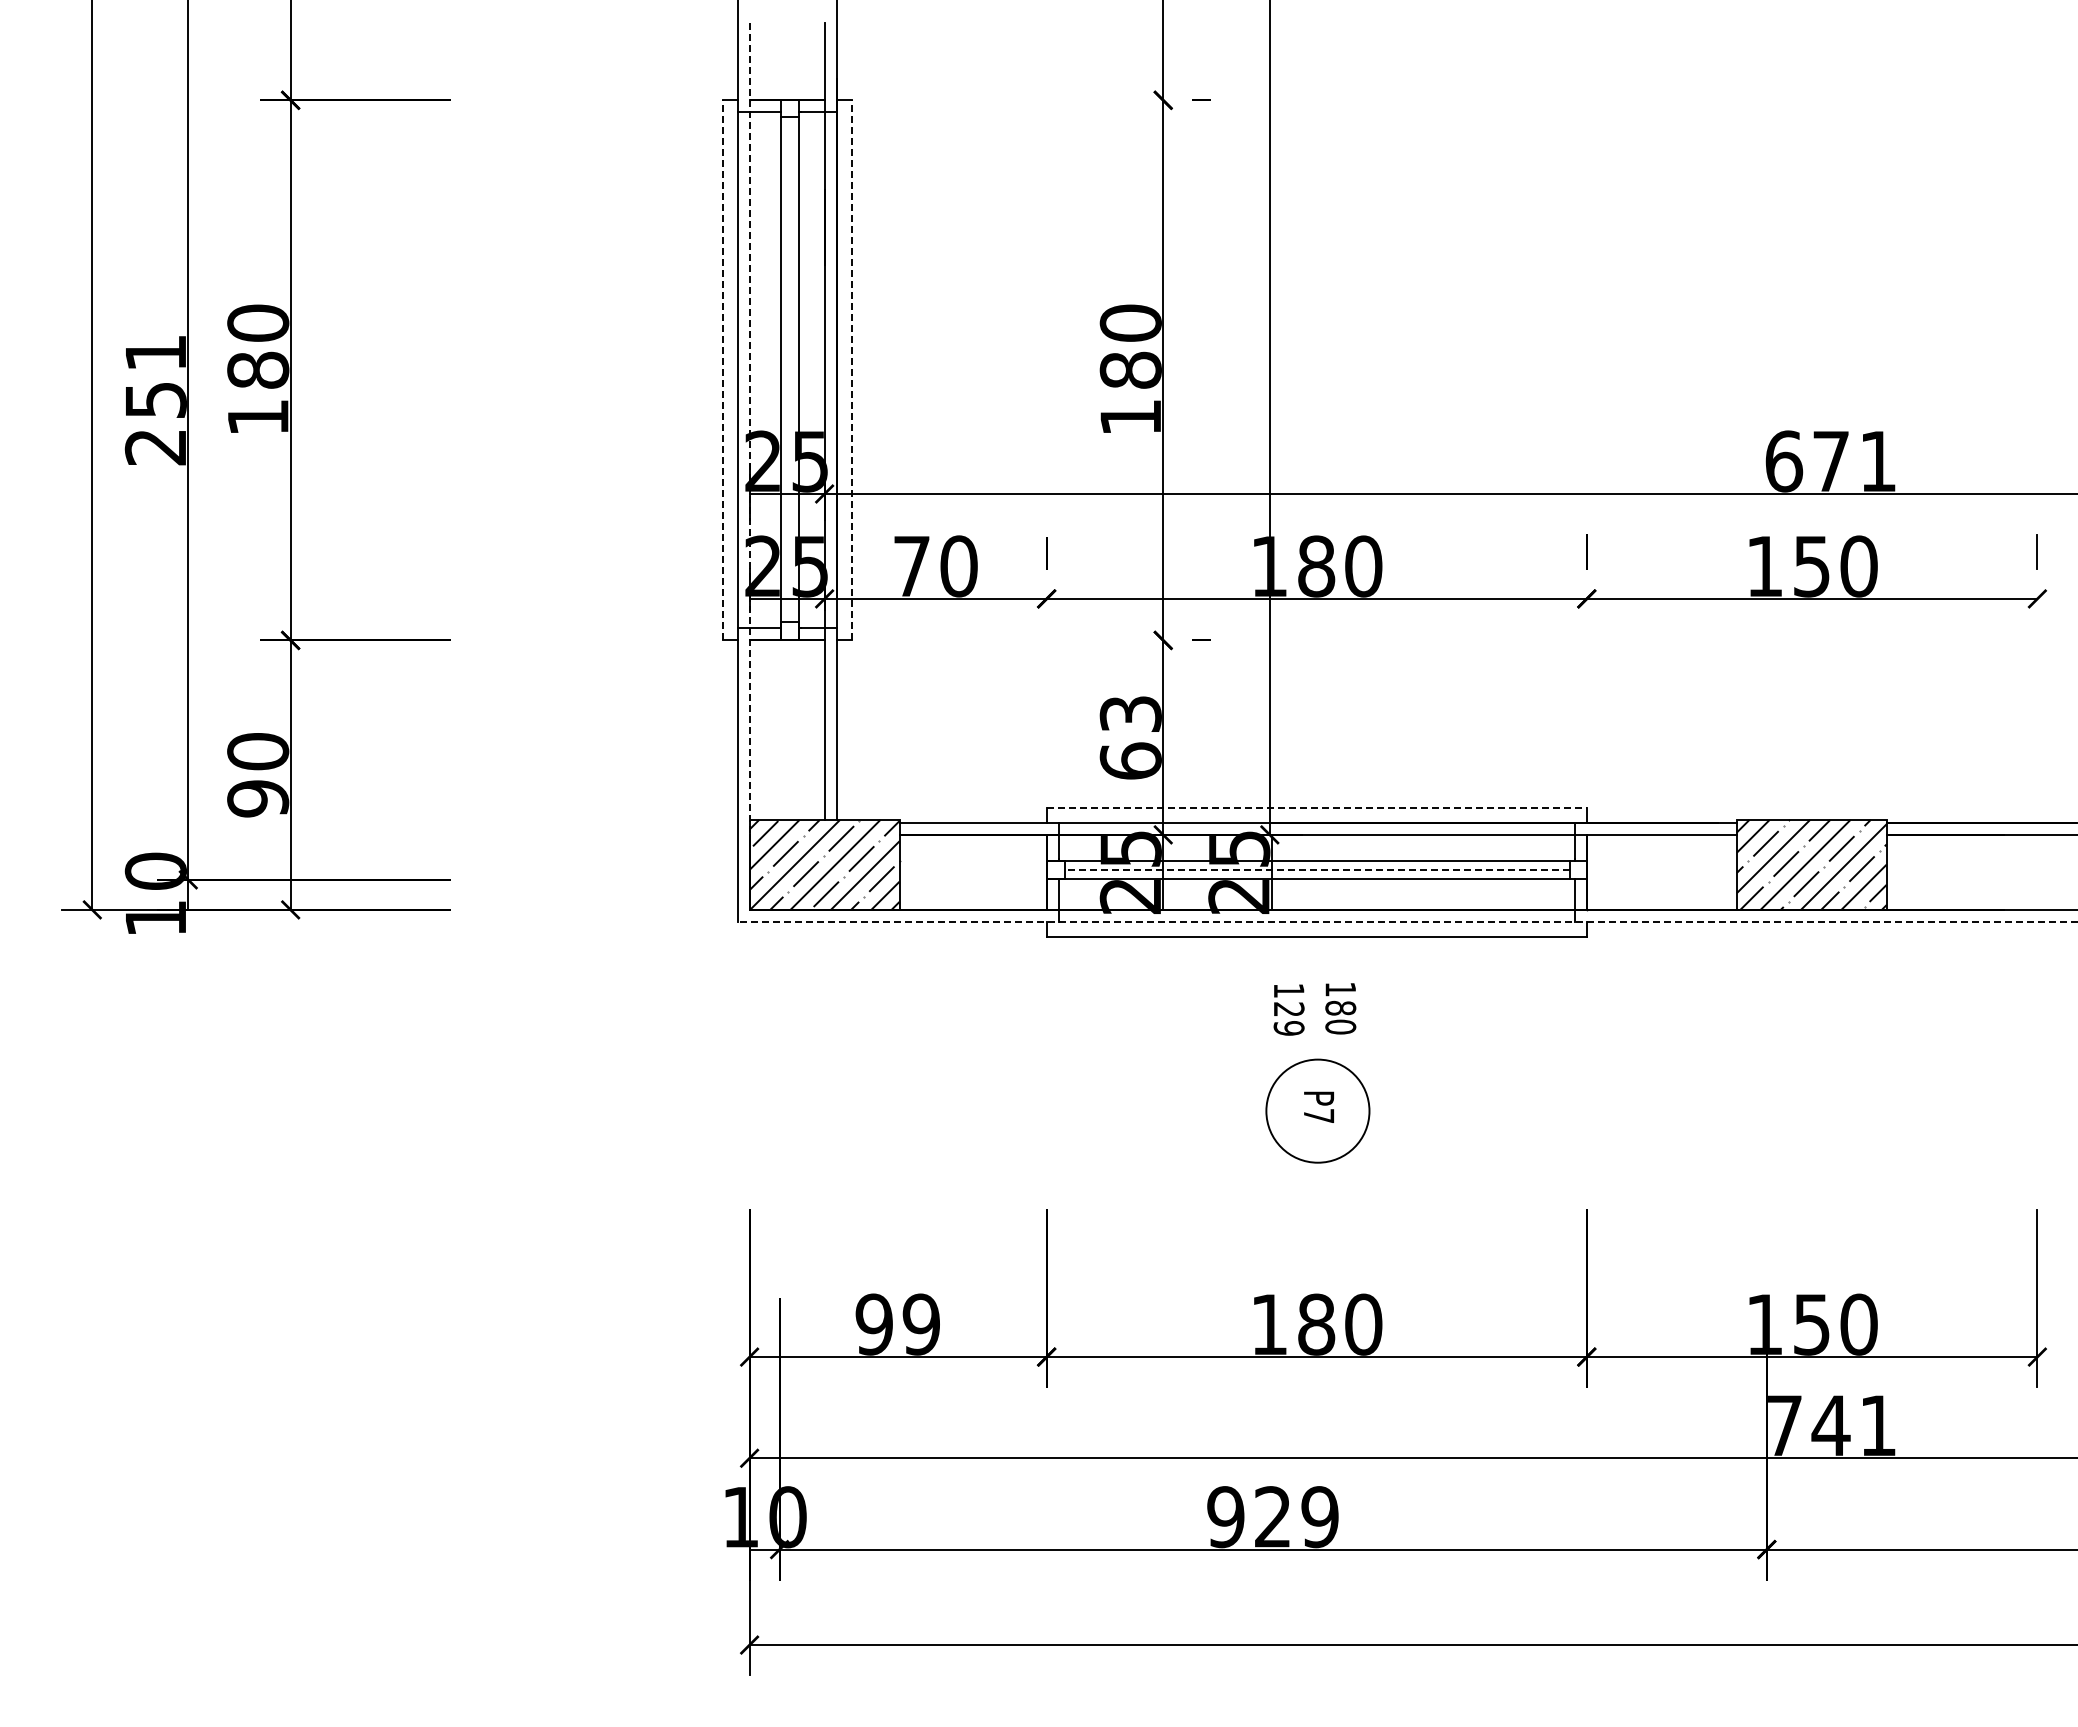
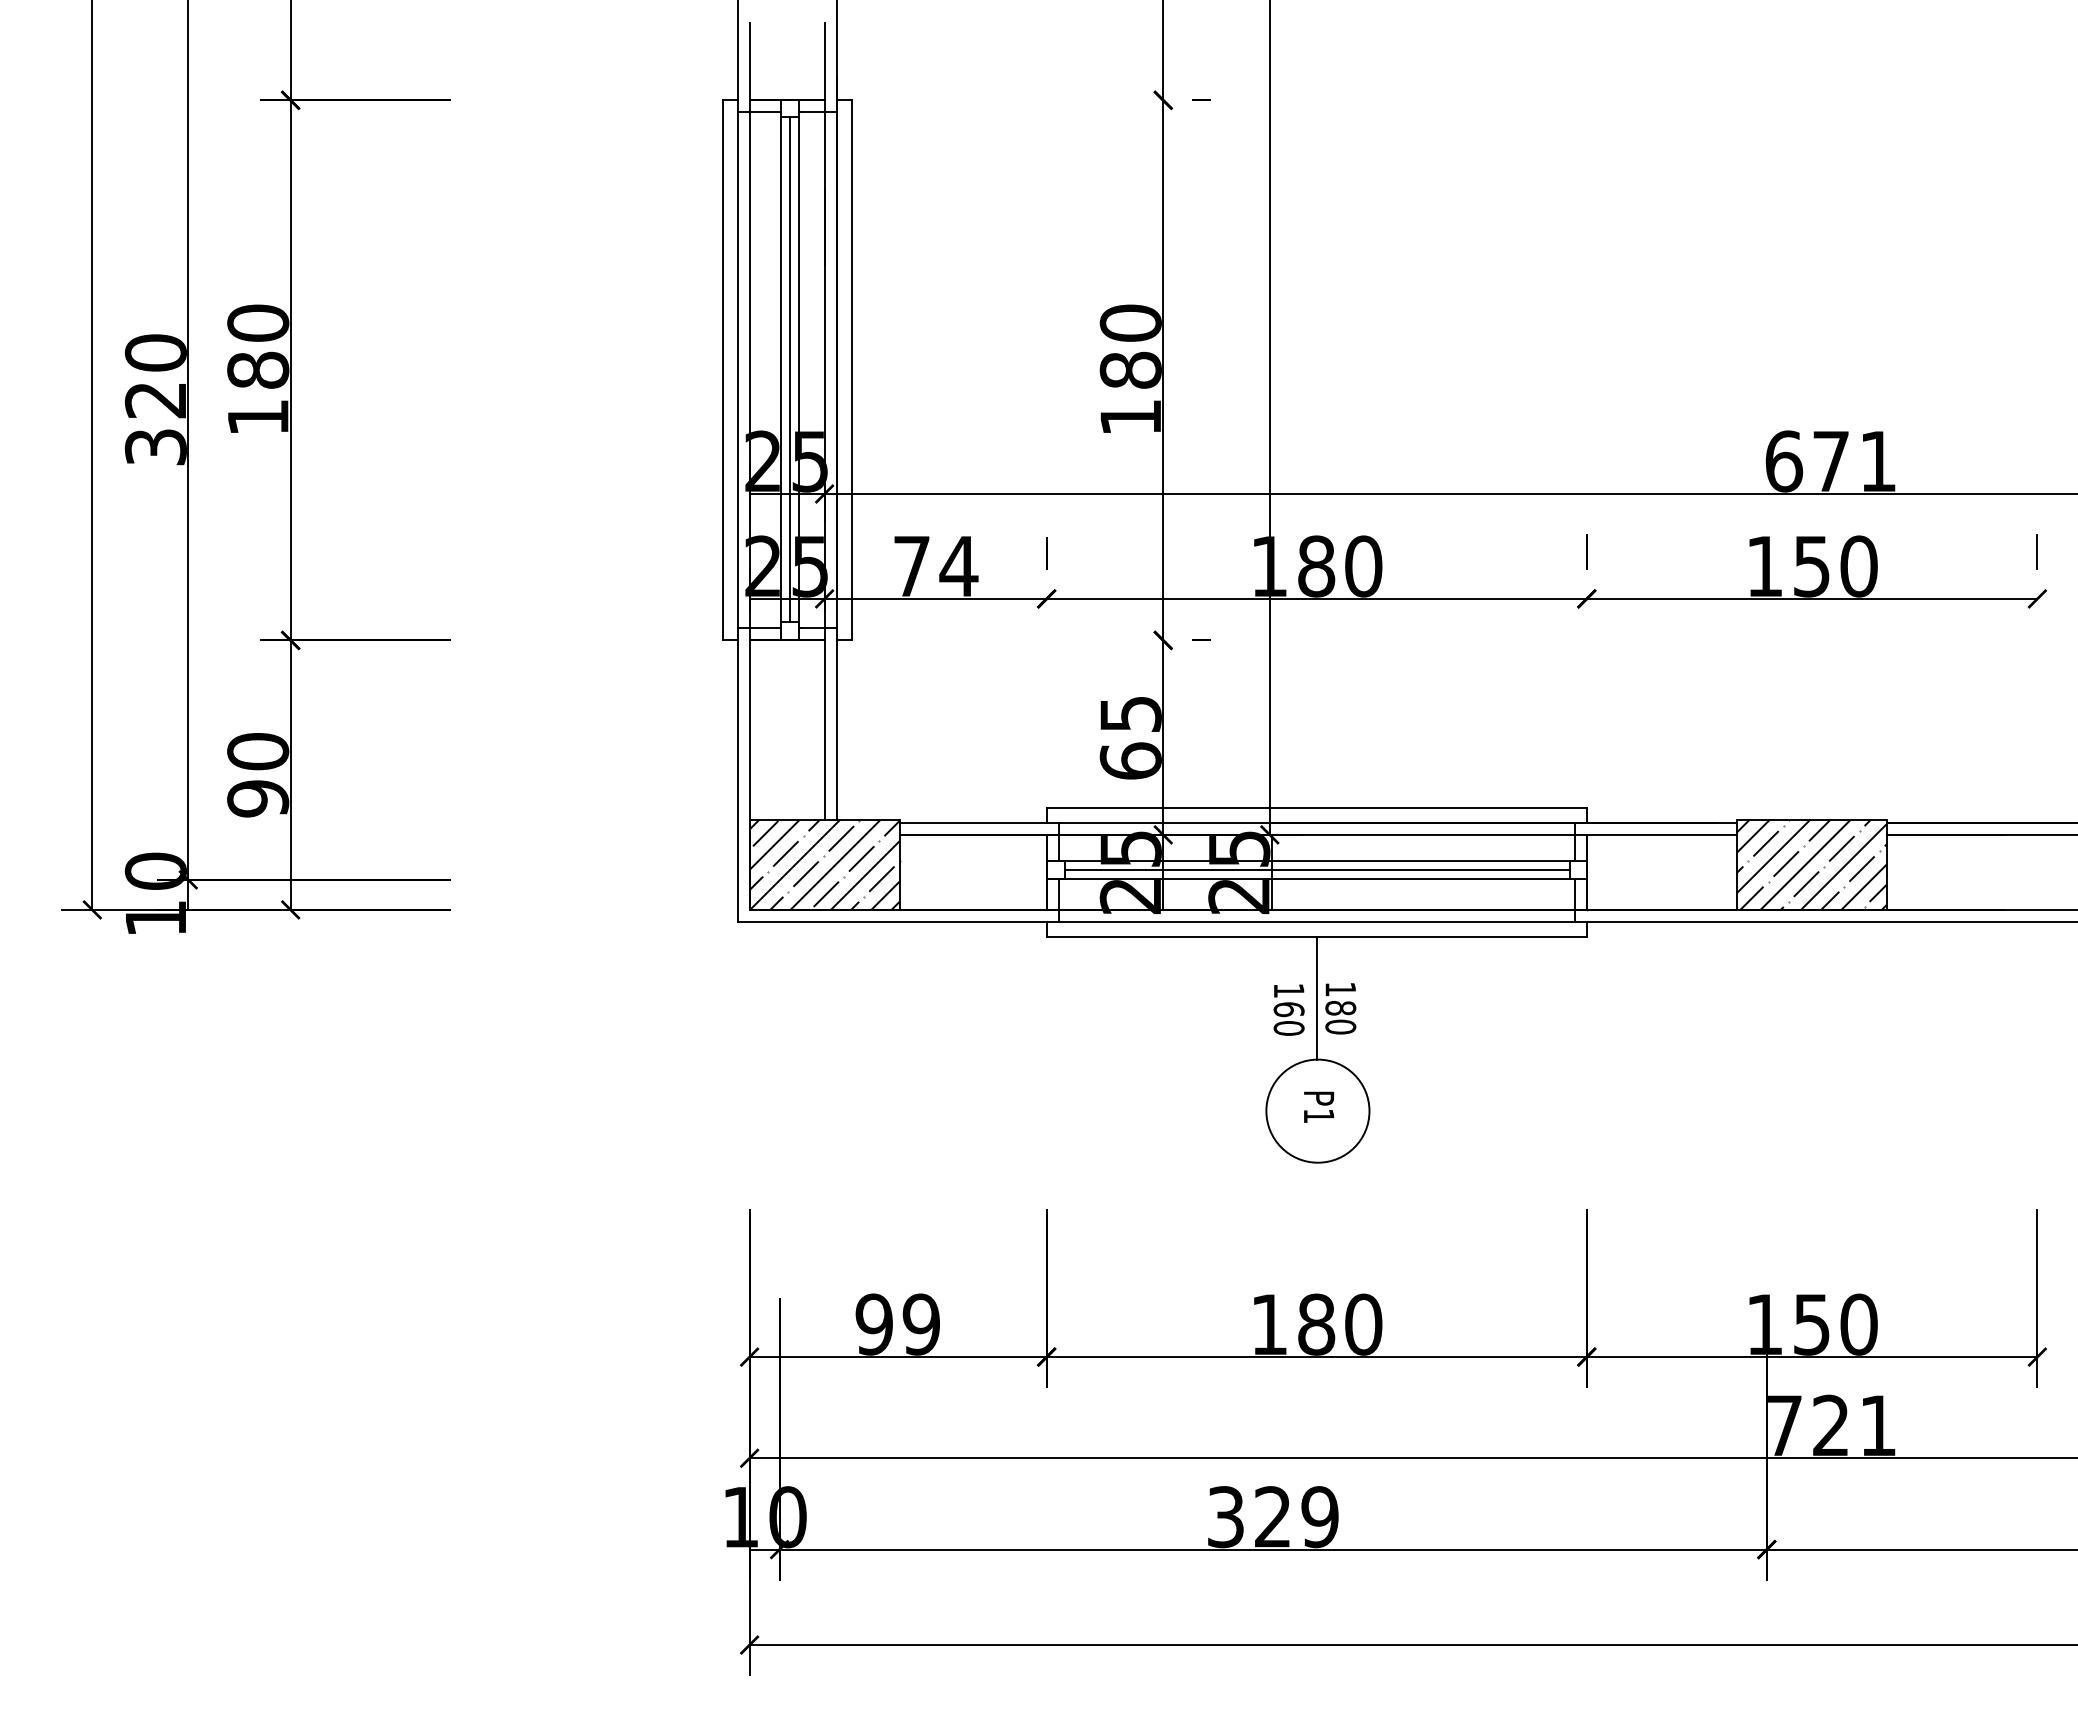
line: dashed -> solid (722, 369)
line: none -> present (789, 369)
line: dashed -> solid (851, 369)
text: 251 -> 320 (155, 399)
line: dashed -> solid (749, 466)
text: 70 -> 74 (958, 566)
text: 63 -> 65 (1130, 713)
line: dashed -> solid (1317, 807)
line: dashed -> solid (1317, 869)
line: dashed -> solid (1407, 921)
line: none -> present (1316, 997)
text: 129 -> 160 (1288, 1018)
text: P7 -> P1 (1319, 1115)
text: 741 -> 721 (1830, 1424)
text: 929 -> 329 (1225, 1517)
